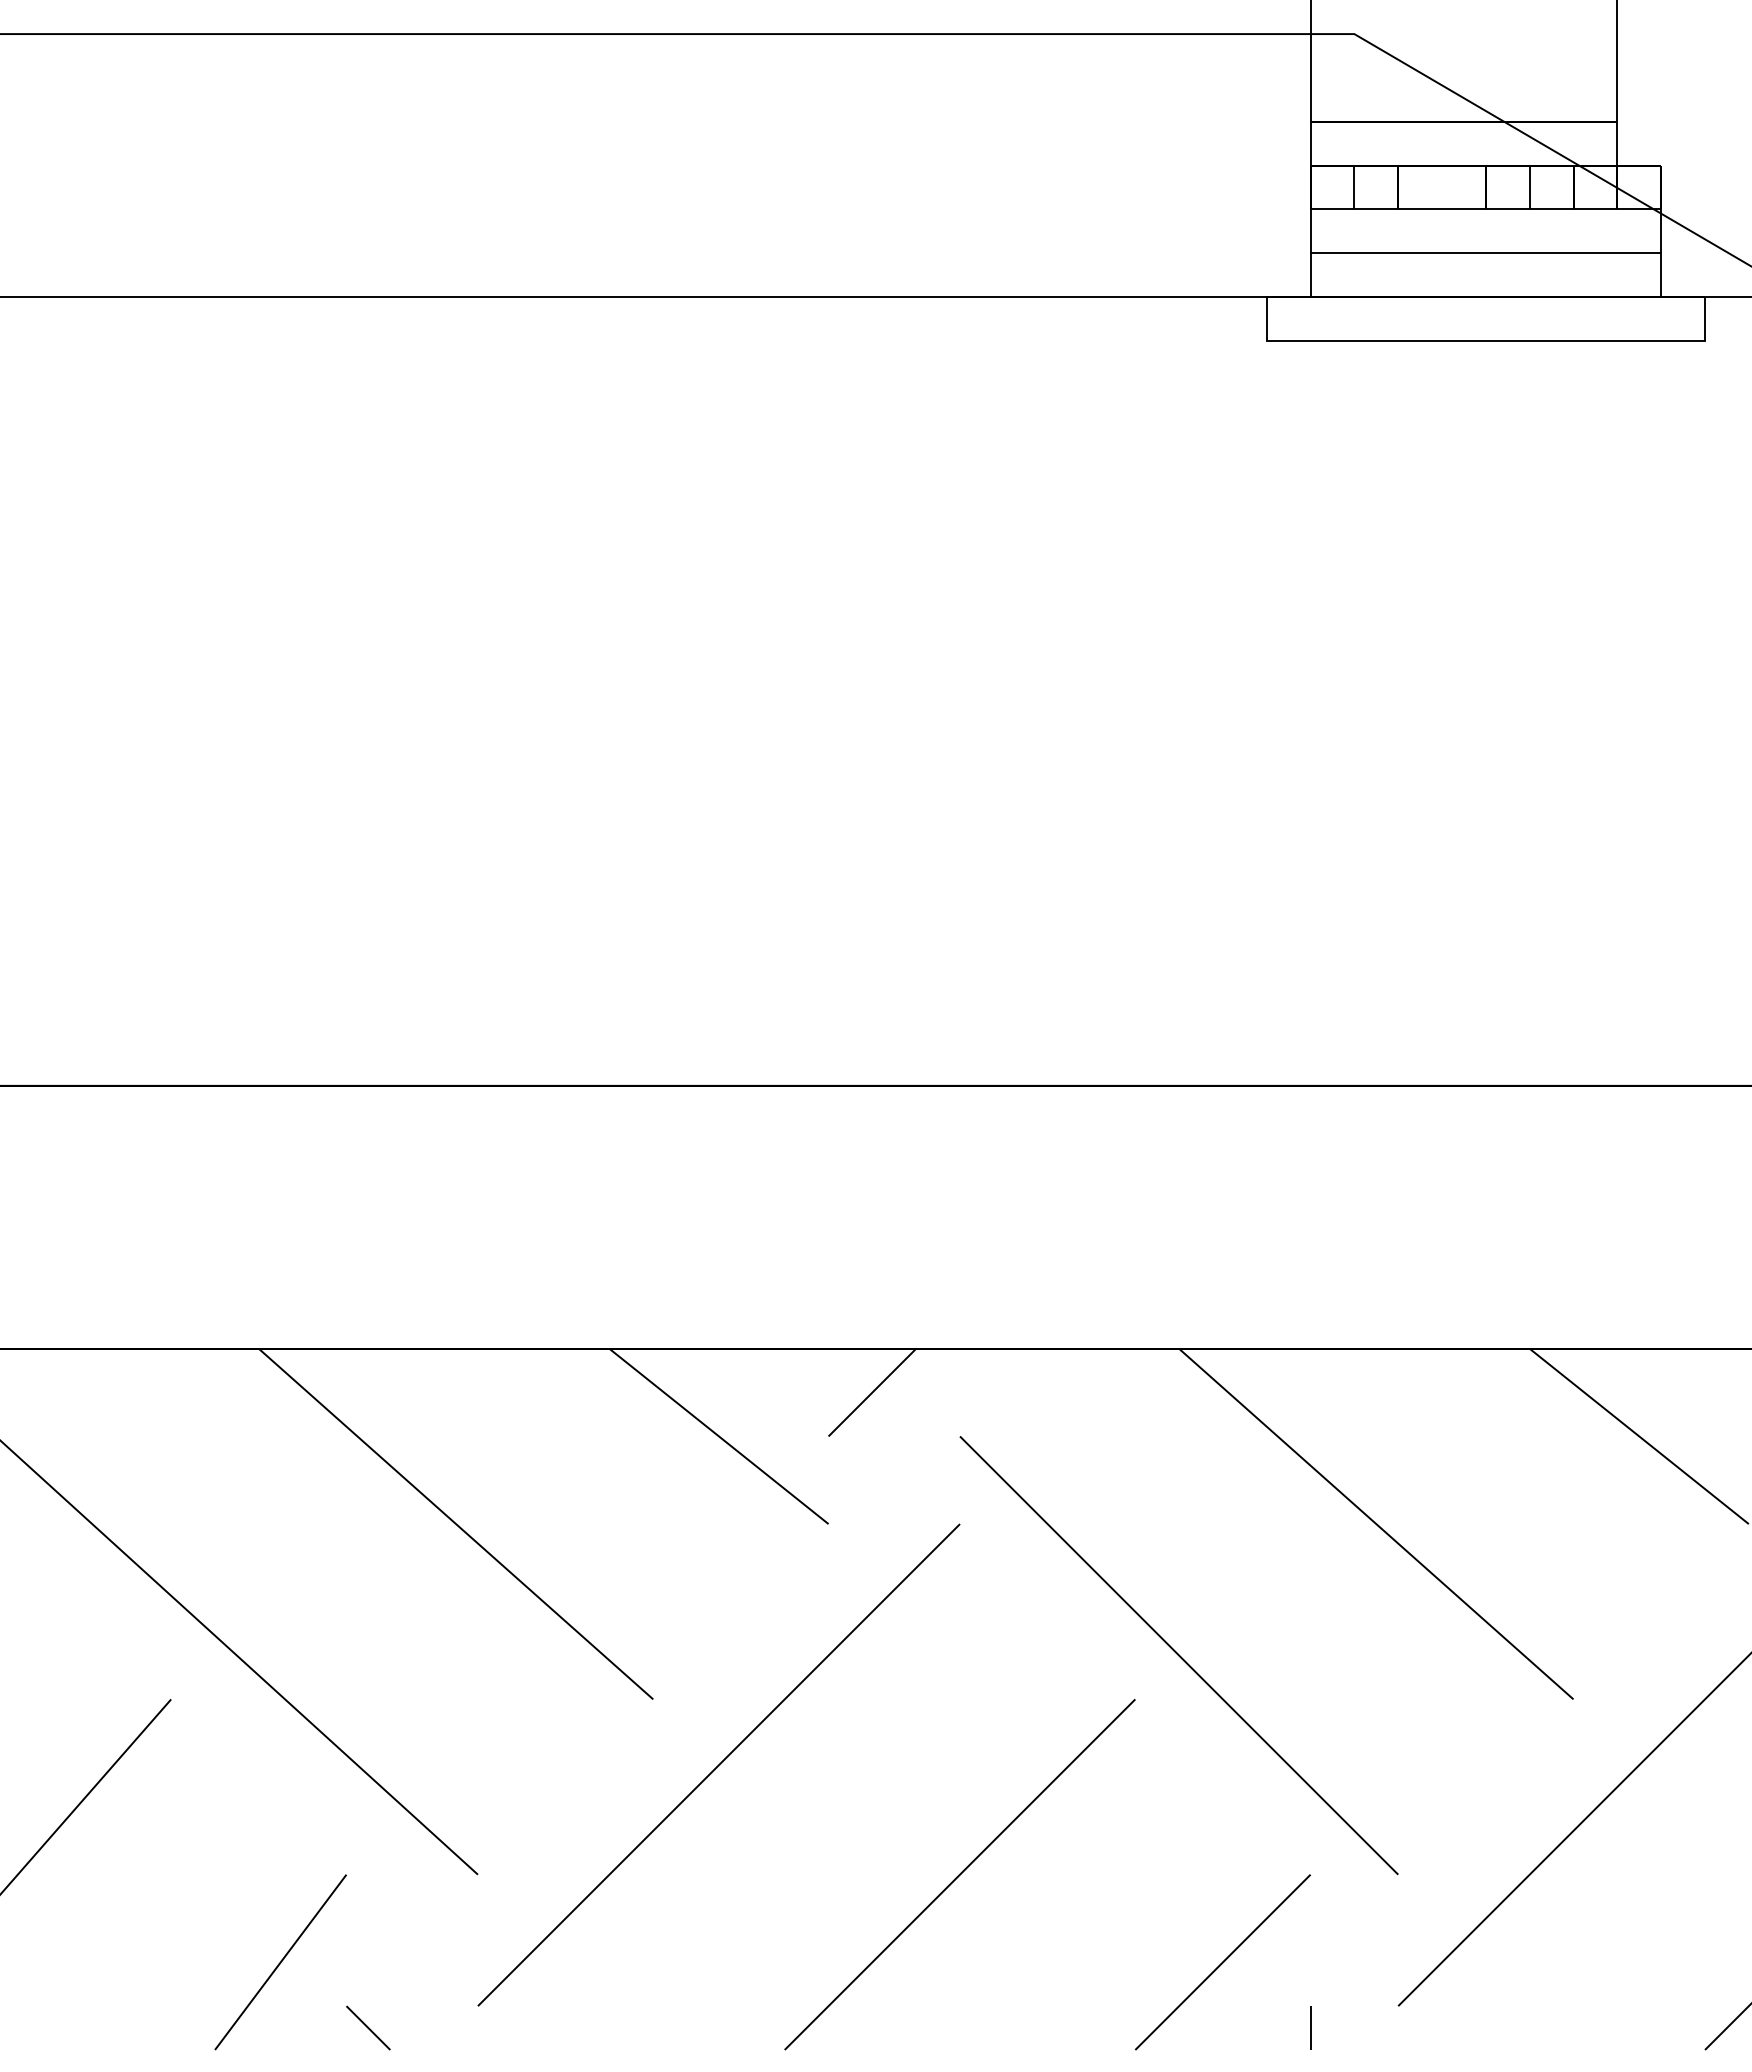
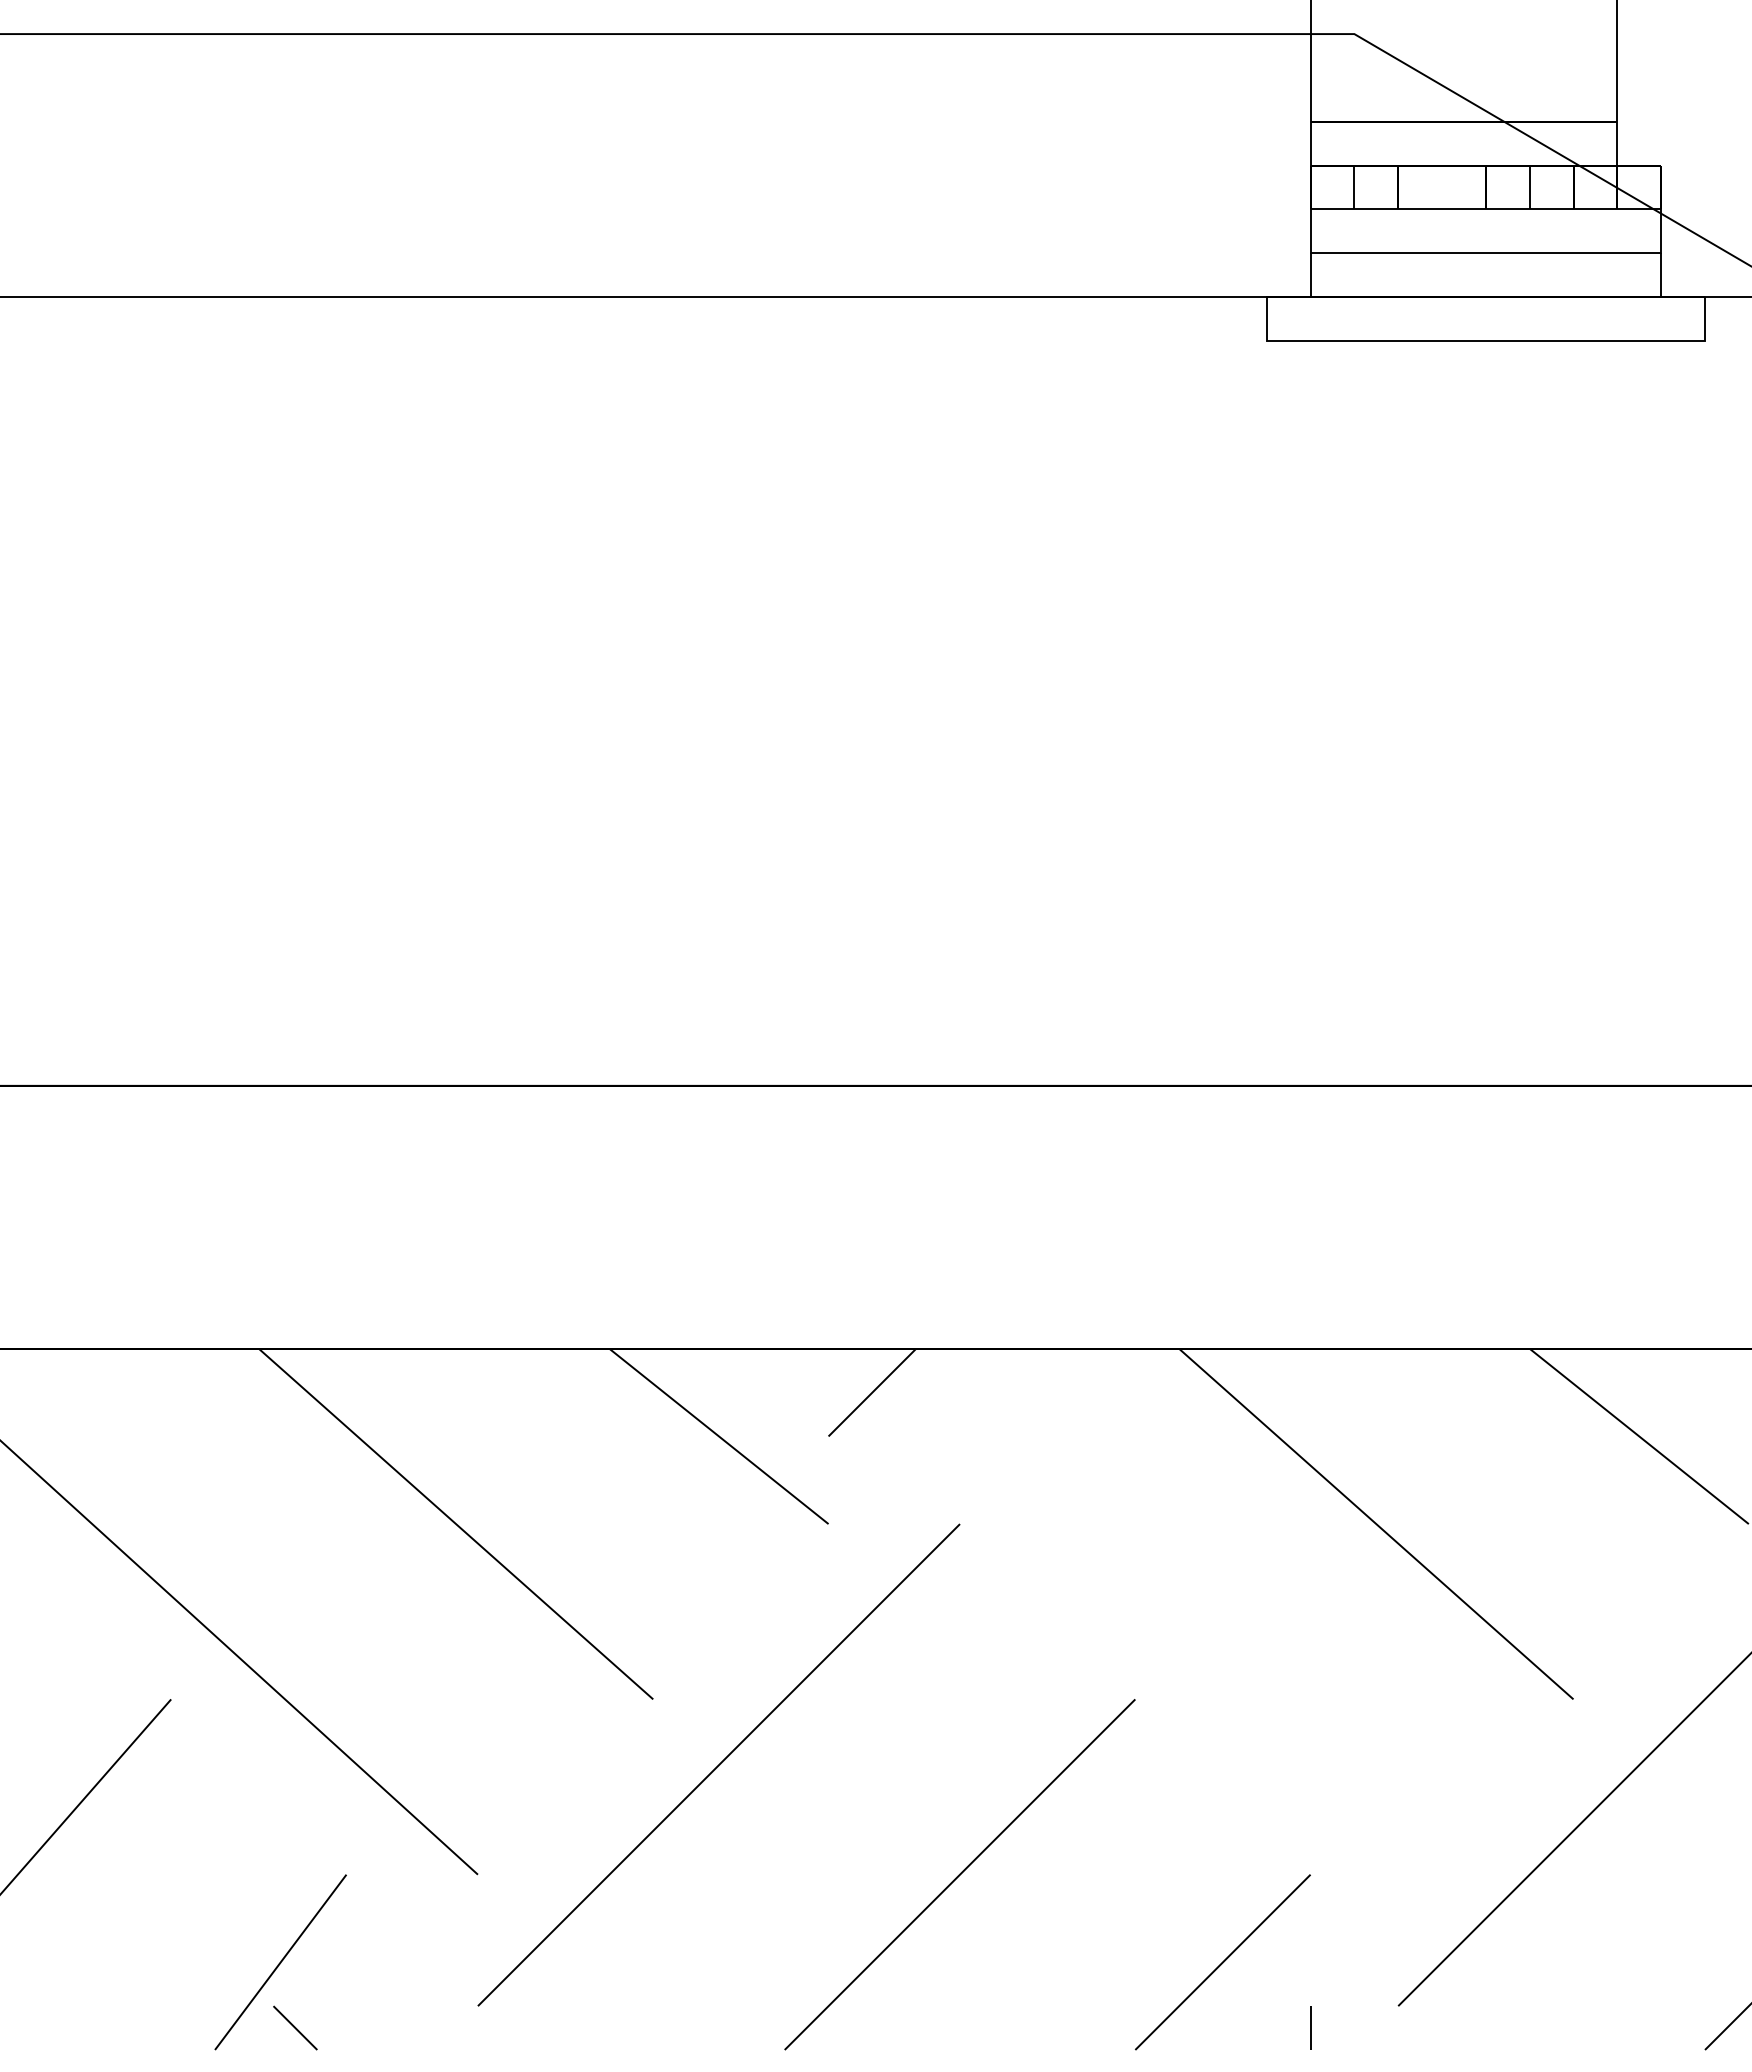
line: present -> none (1178, 1655)
line position: (368, 2027) -> (295, 2027) (295, 2027)
